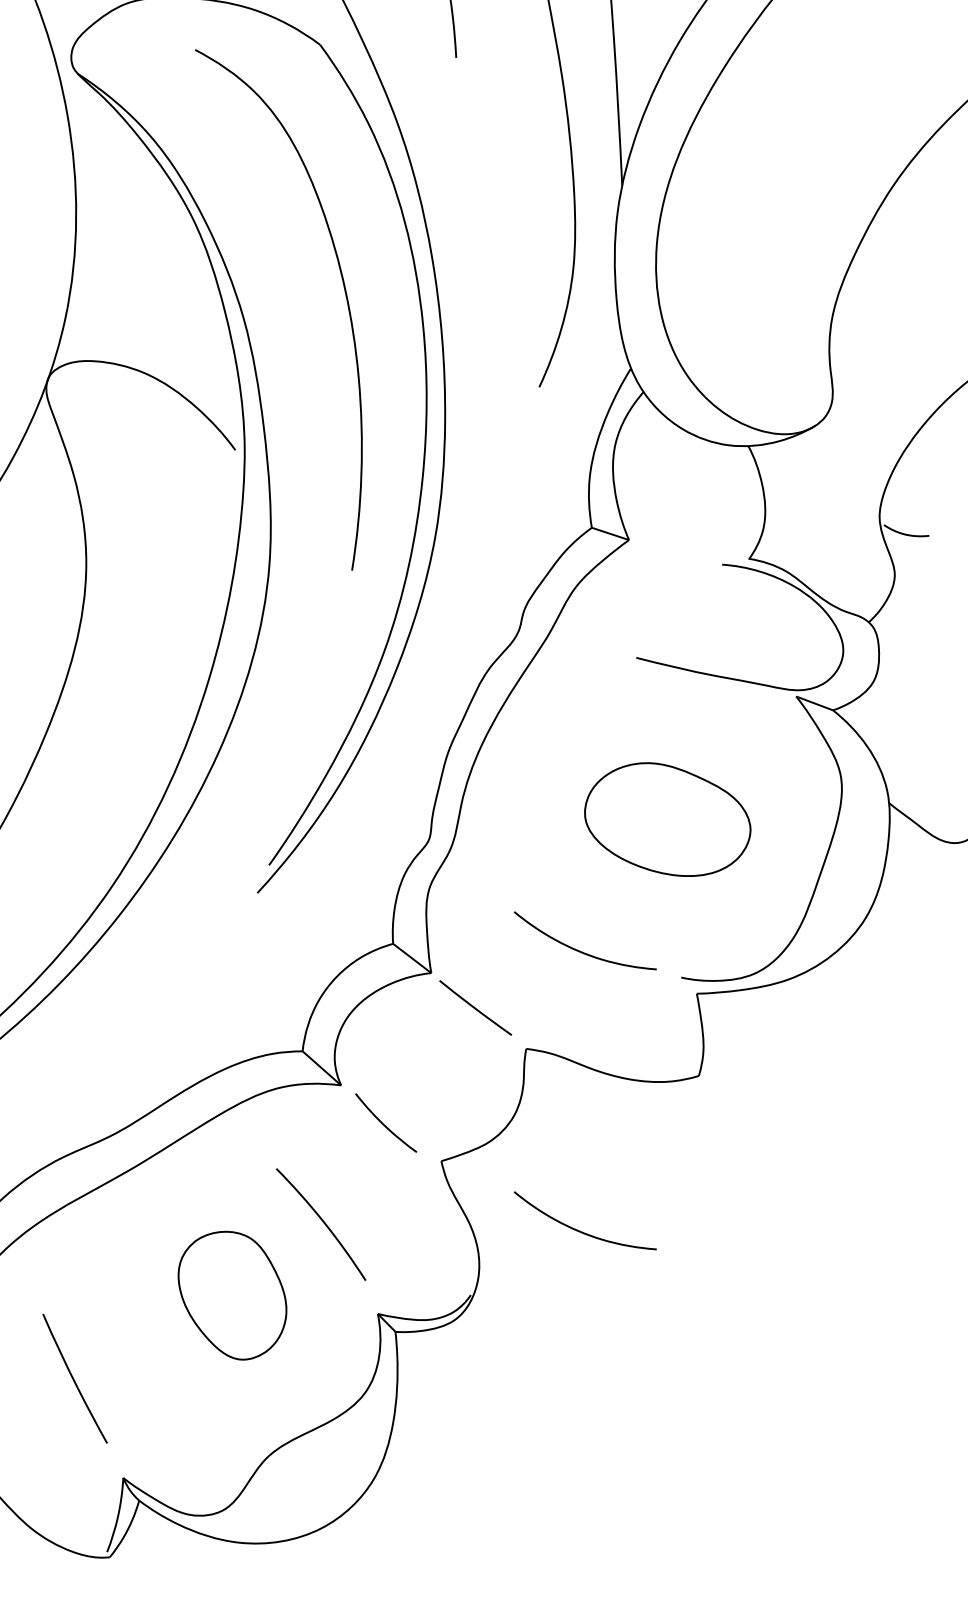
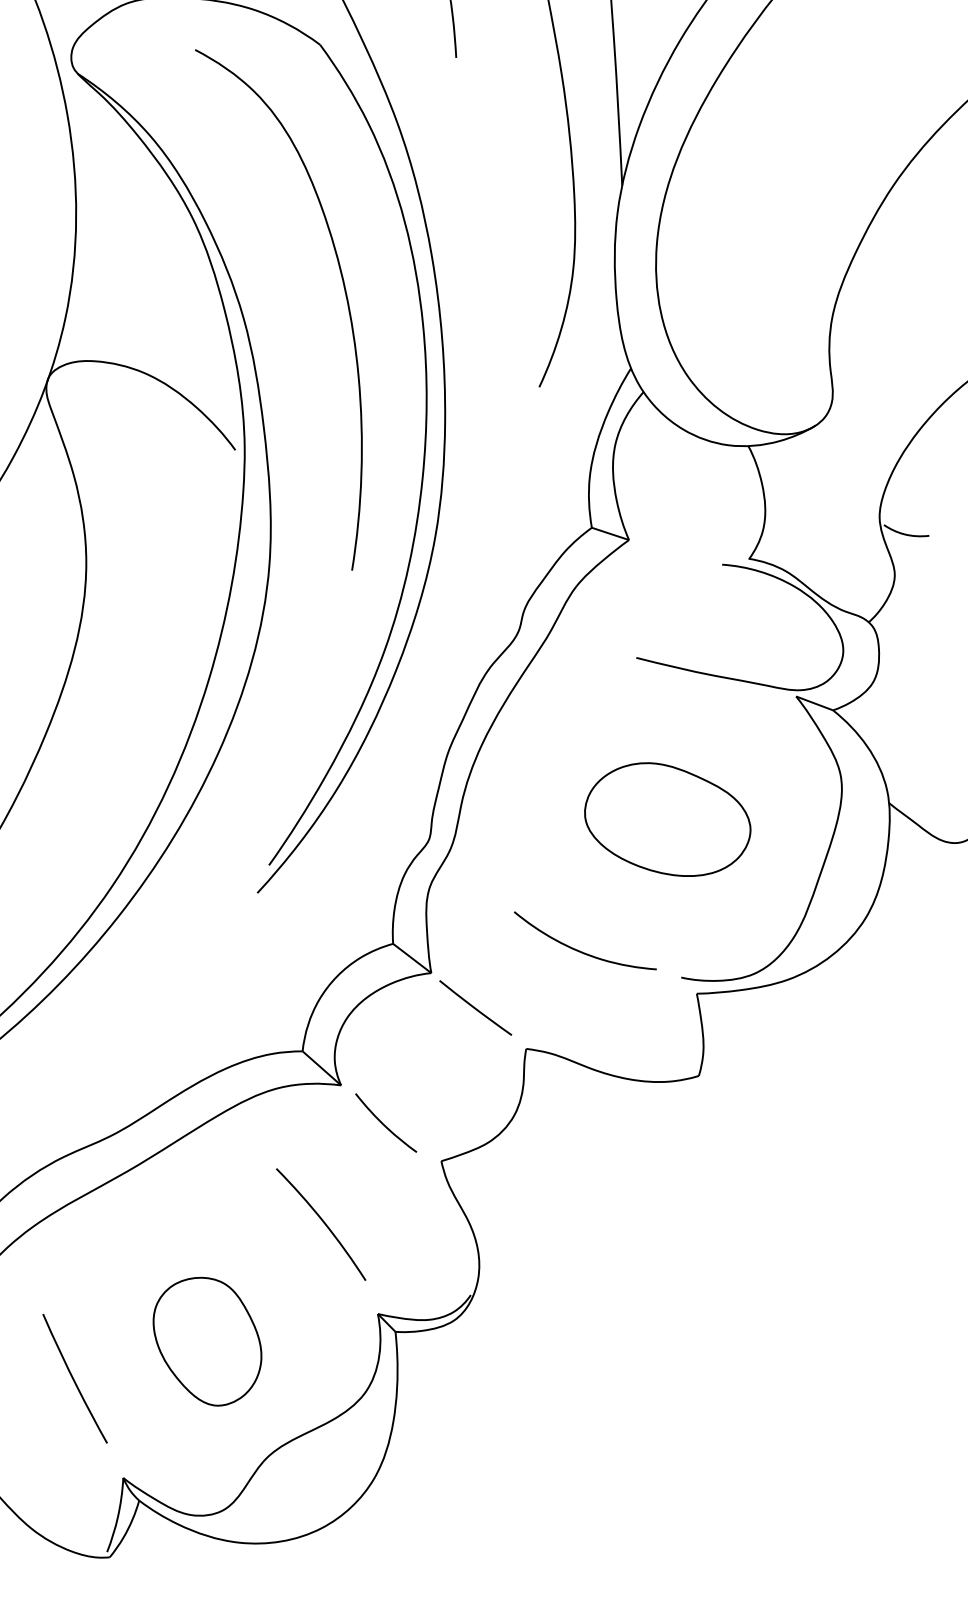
curve: present -> none (580, 1230)
part position: (232, 1295) -> (207, 1341) (207, 1341)
